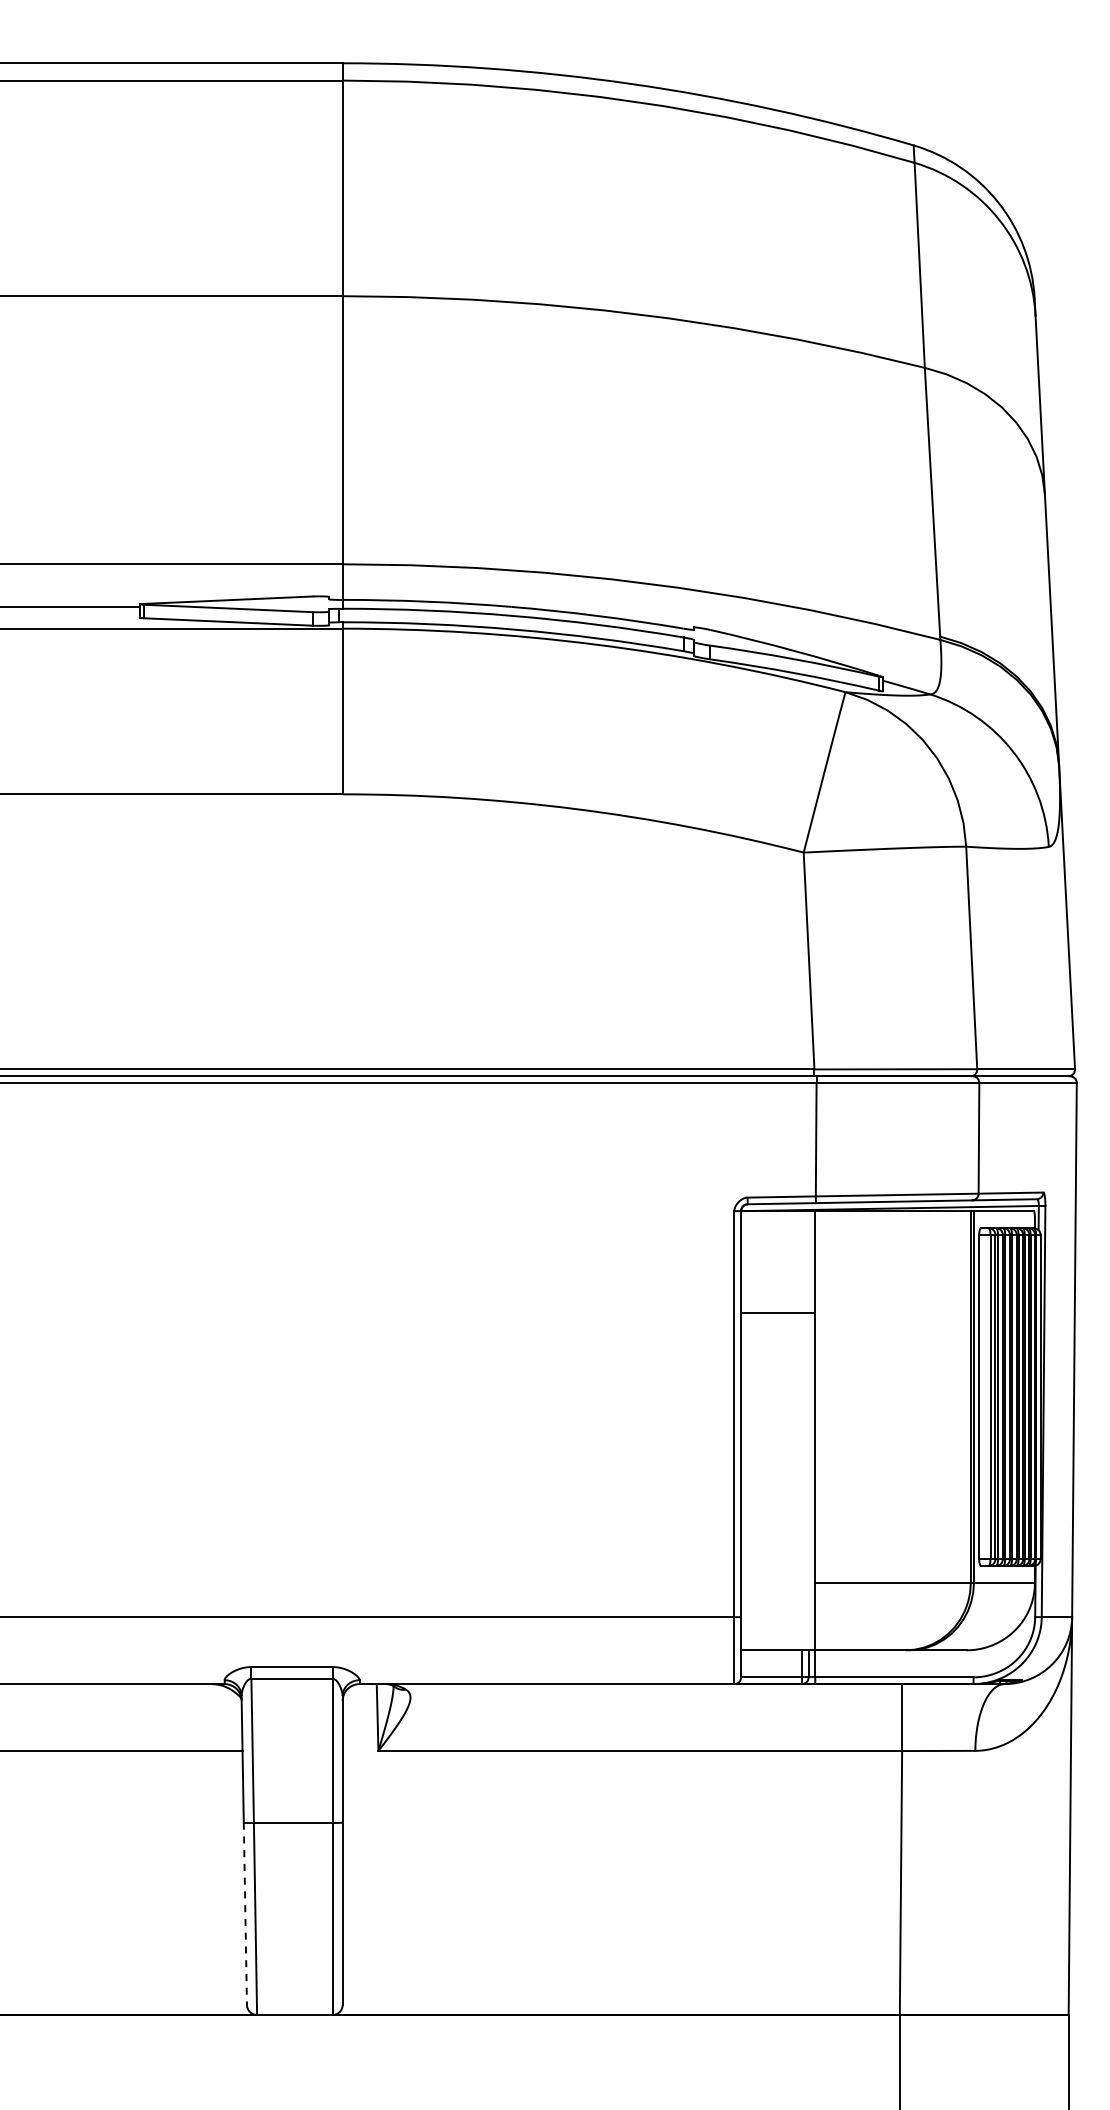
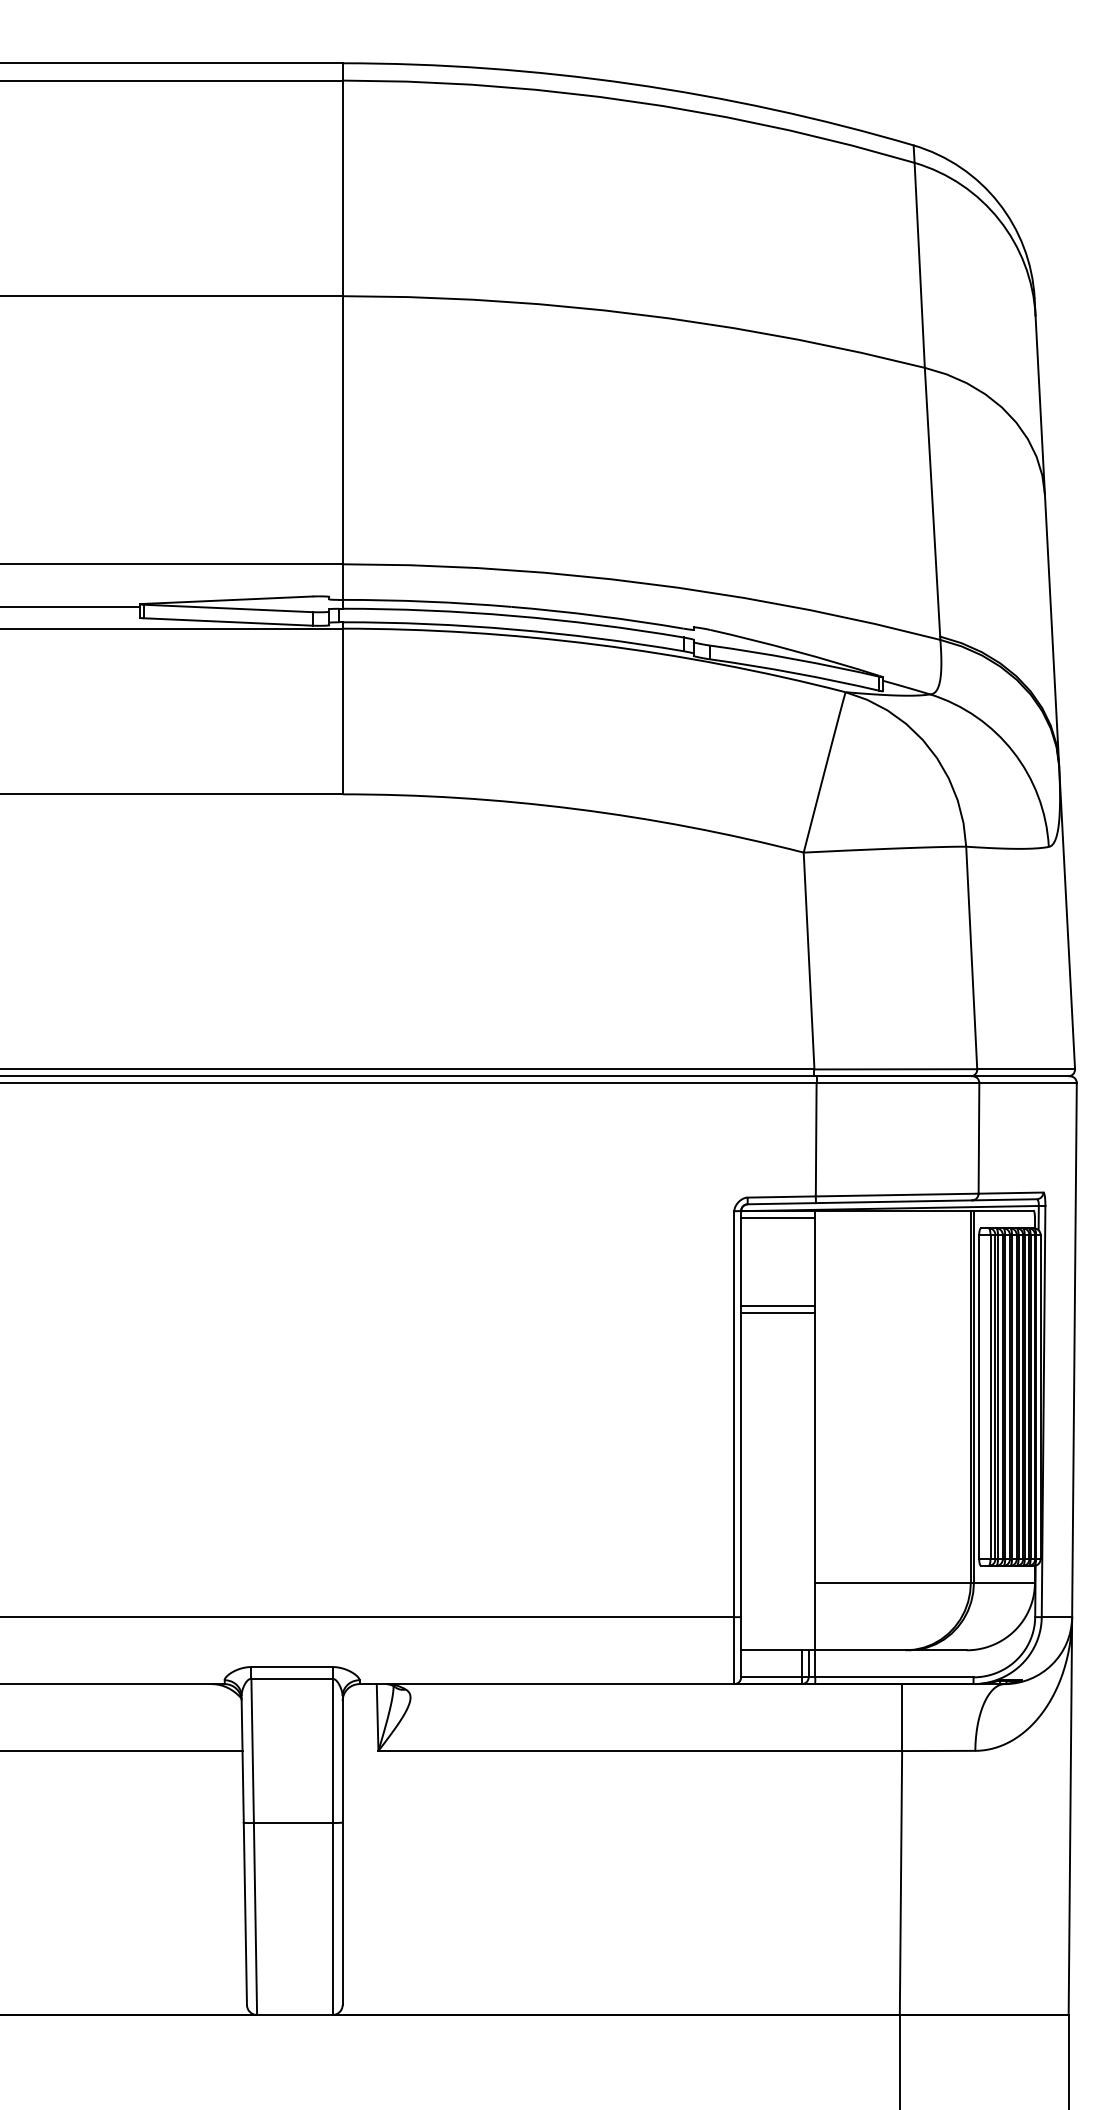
line: none -> present (778, 1218)
line: none -> present (778, 1305)
line: dashed -> solid (245, 1914)
